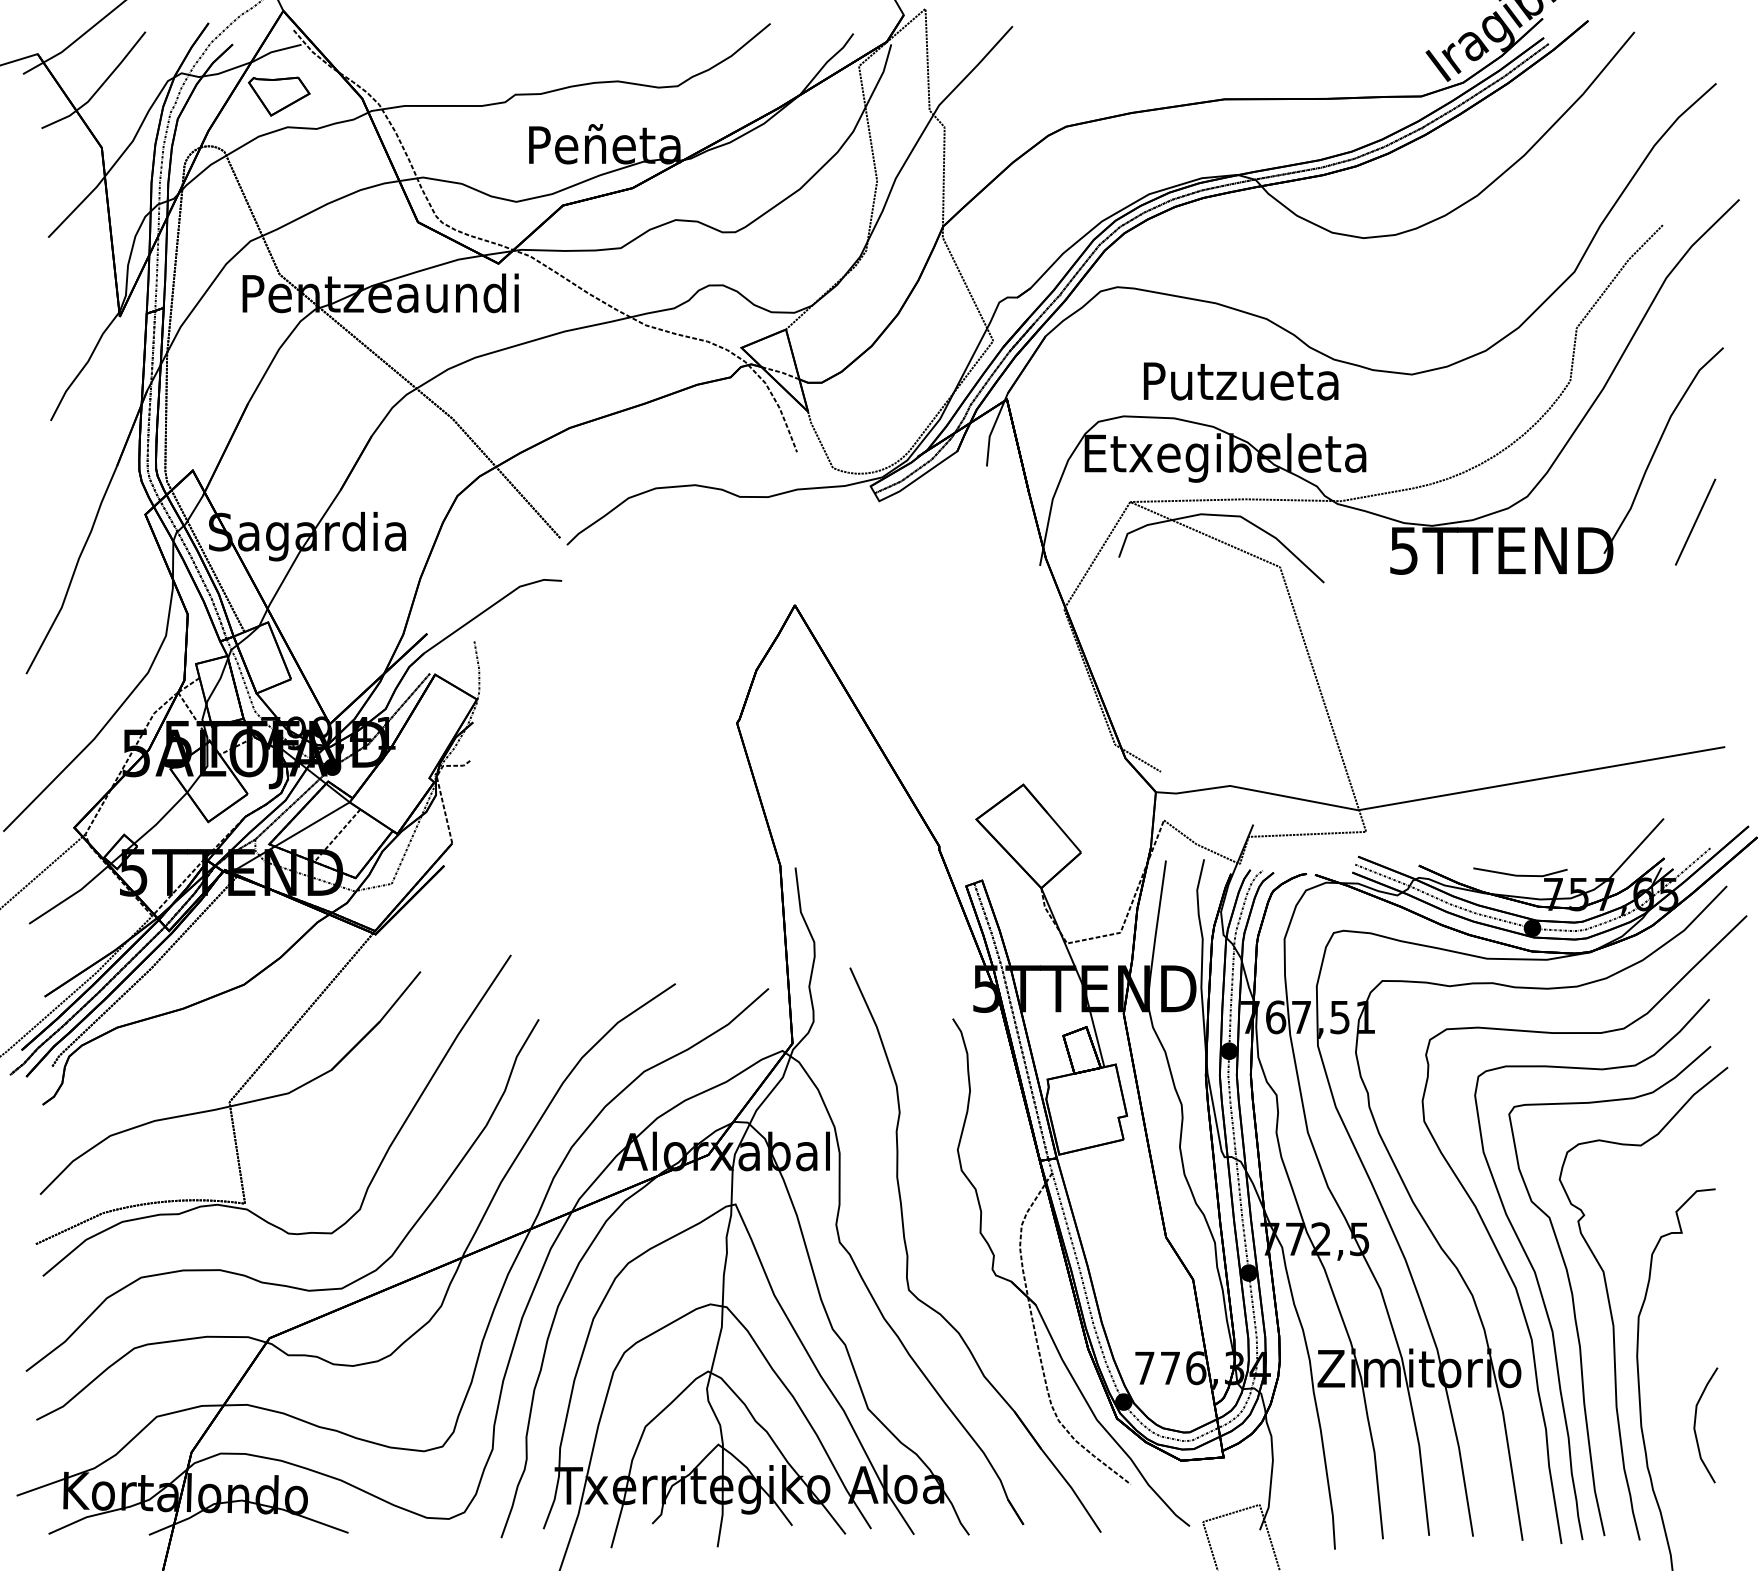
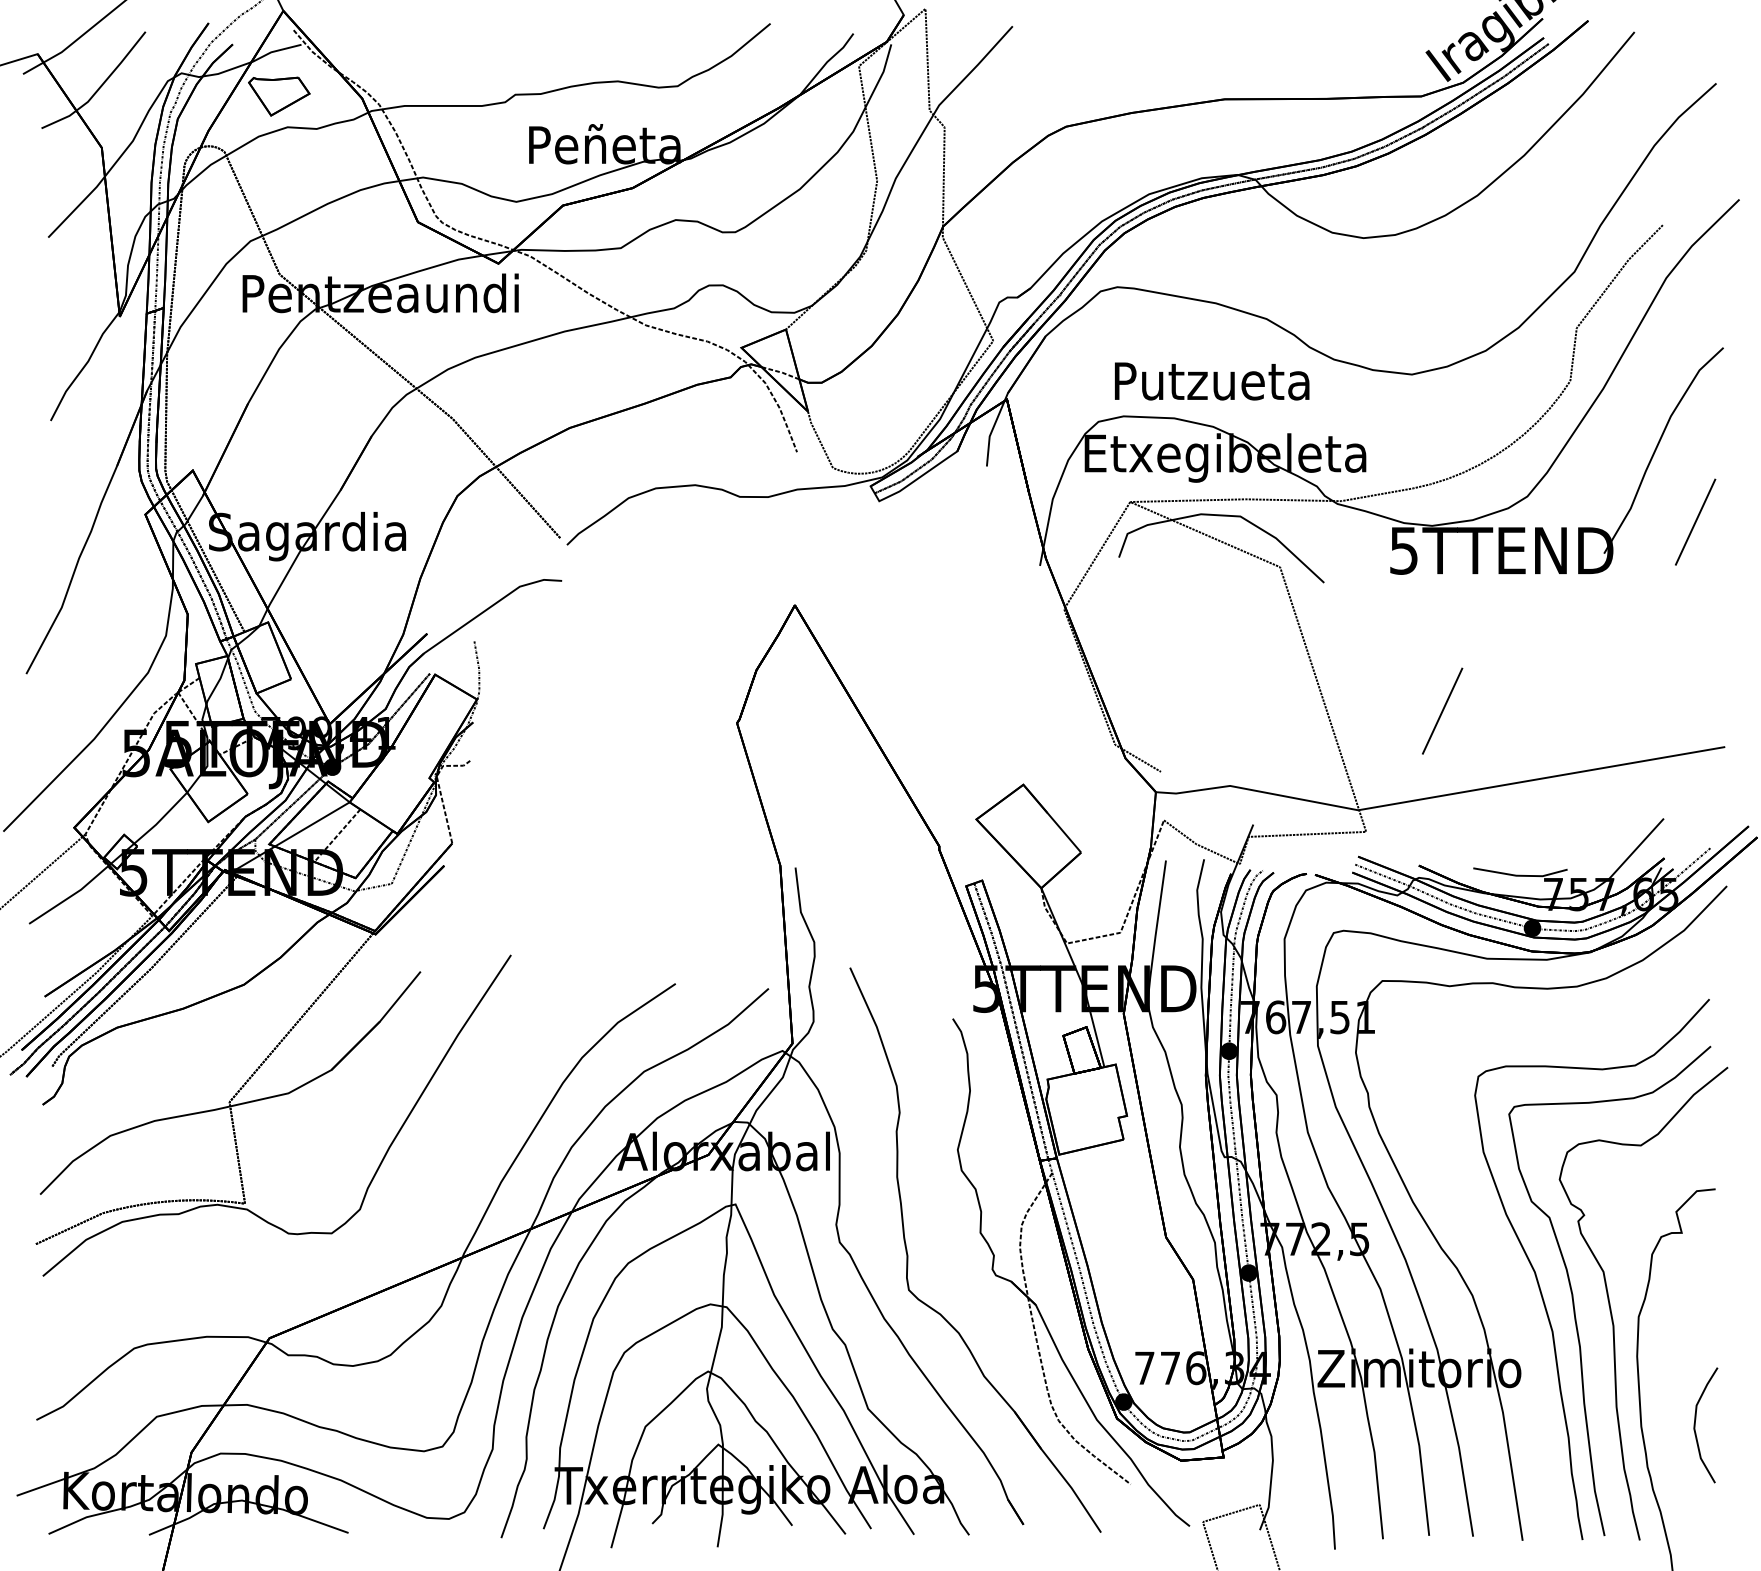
text position: (1241, 381) -> (1212, 381) (1212, 381)
line: none -> present (1442, 710)
part: present -> none (1507, 1268)
curve: present -> none (252, 1277)
